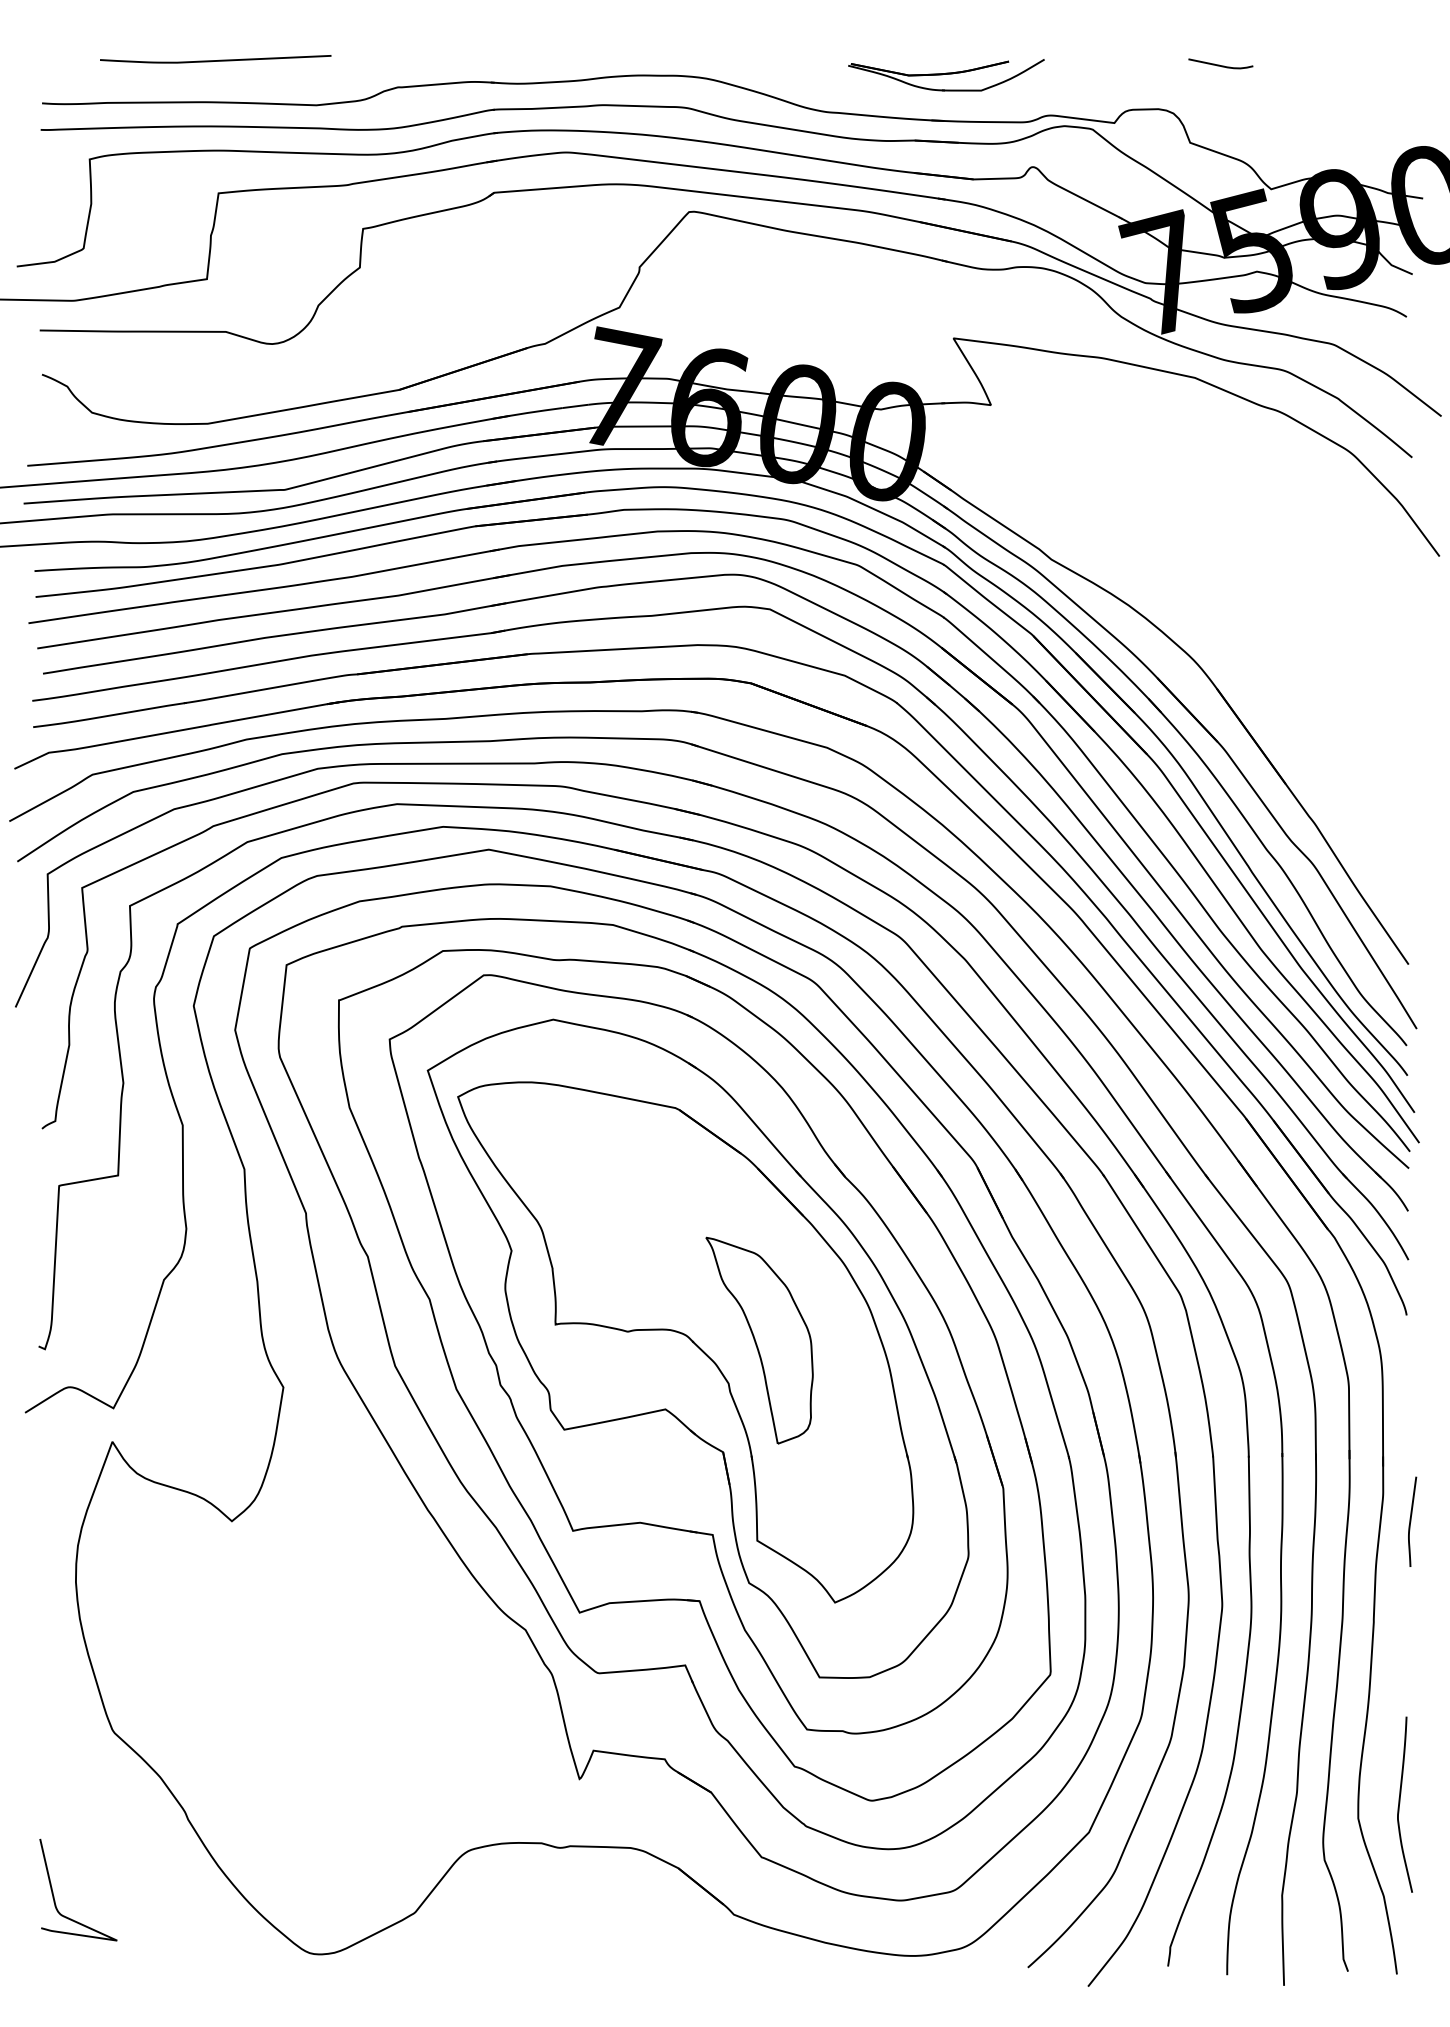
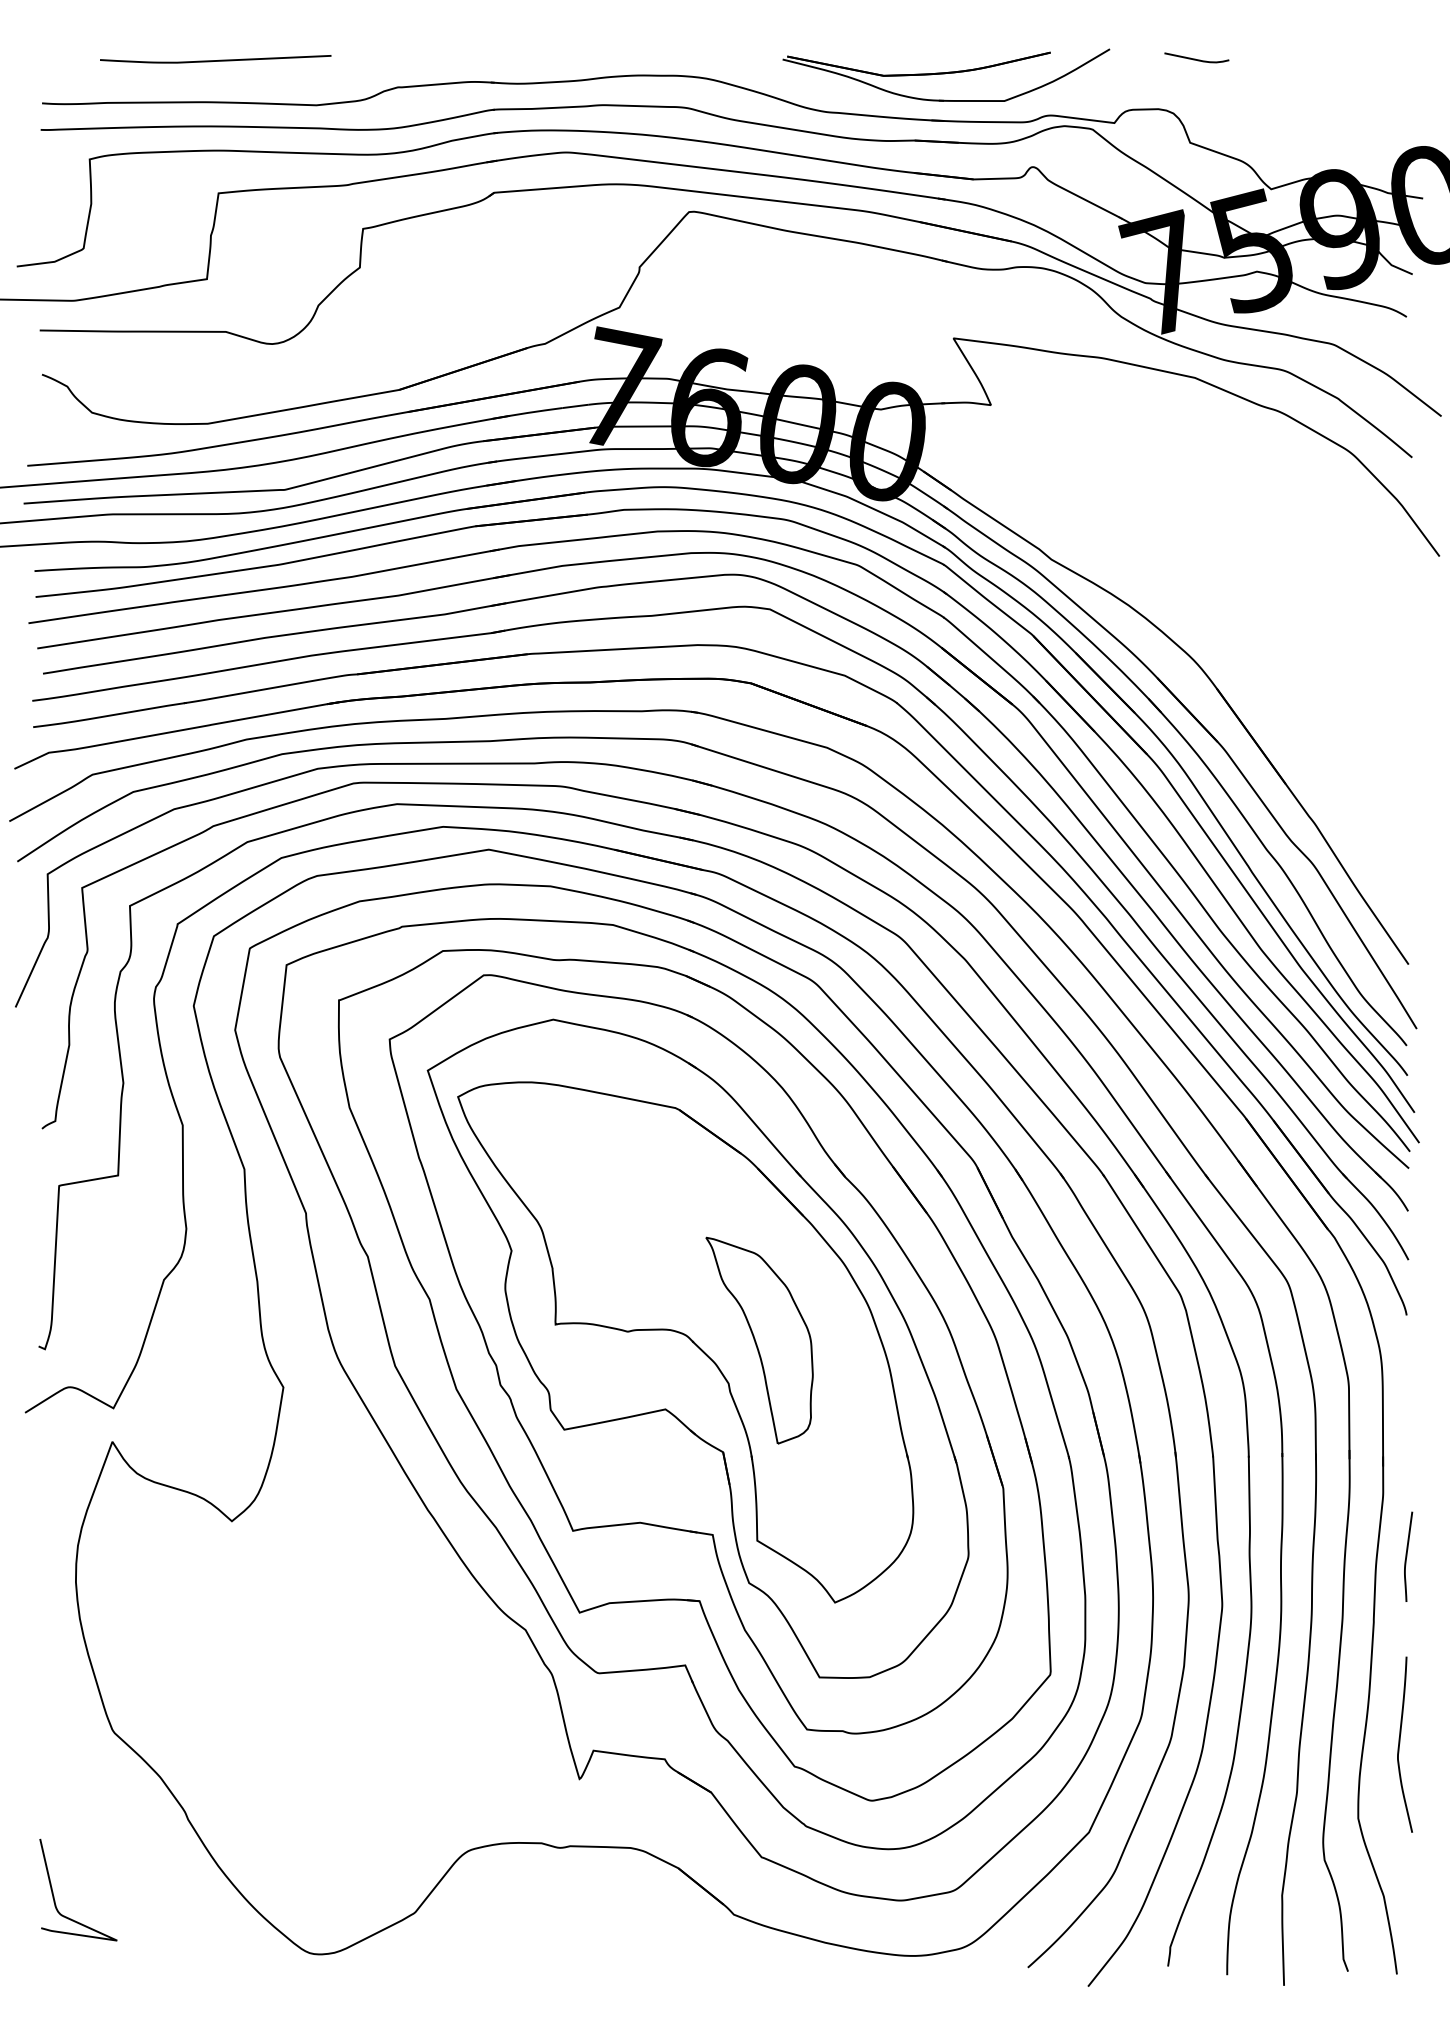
curve position: (1219, 64) -> (1195, 58) (1195, 58)
part size: 197x33 px -> 329x54 px (946, 74)
curve position: (1411, 1521) -> (1407, 1556) (1407, 1556)
curve position: (1400, 1803) -> (1400, 1743) (1400, 1743)
